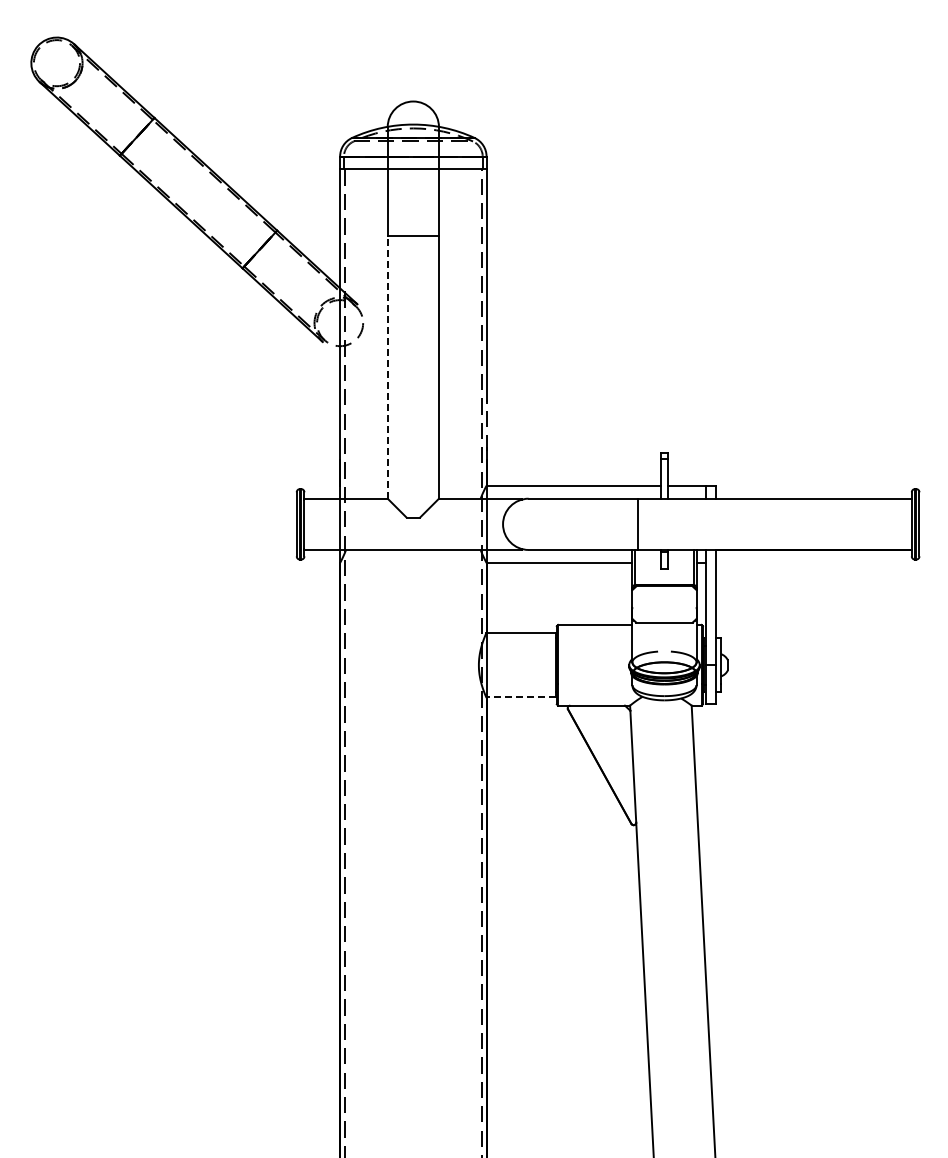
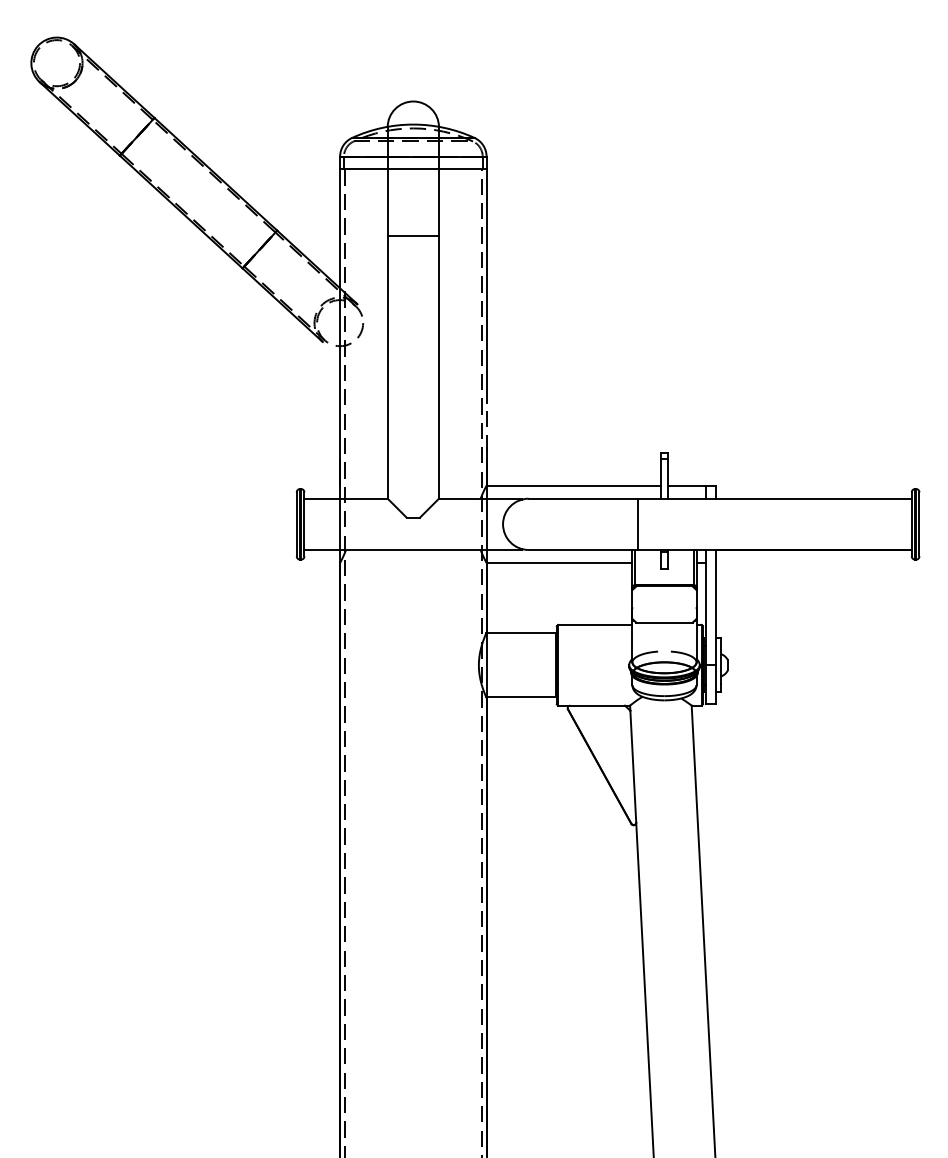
line: dashed -> solid (387, 366)
line: dashed -> solid (520, 697)
